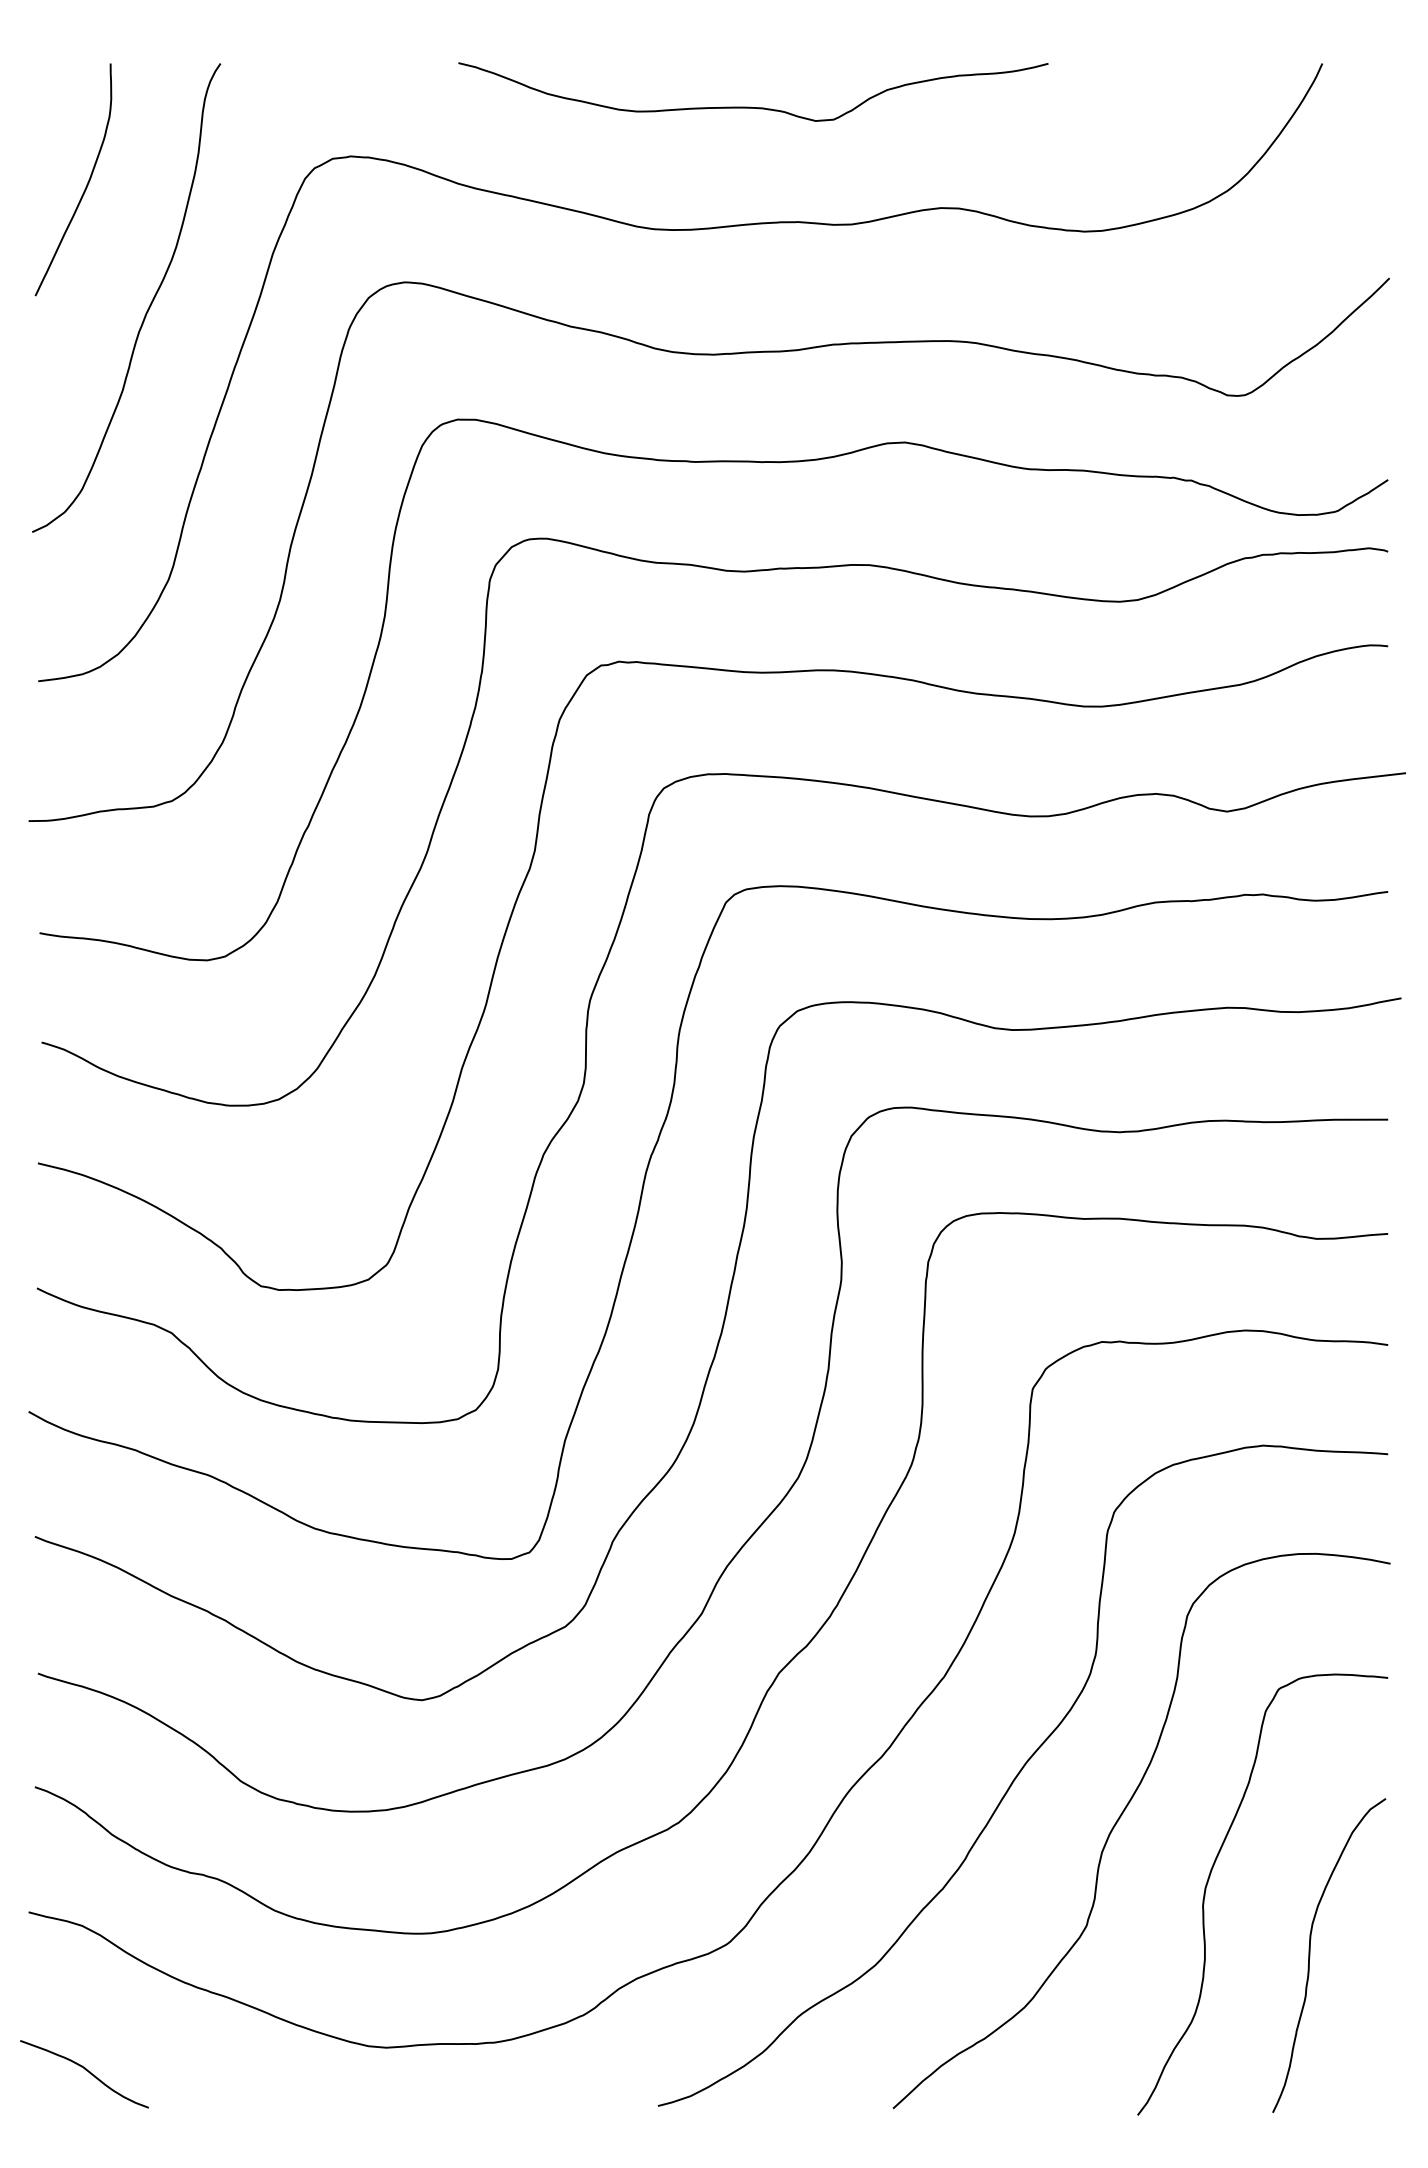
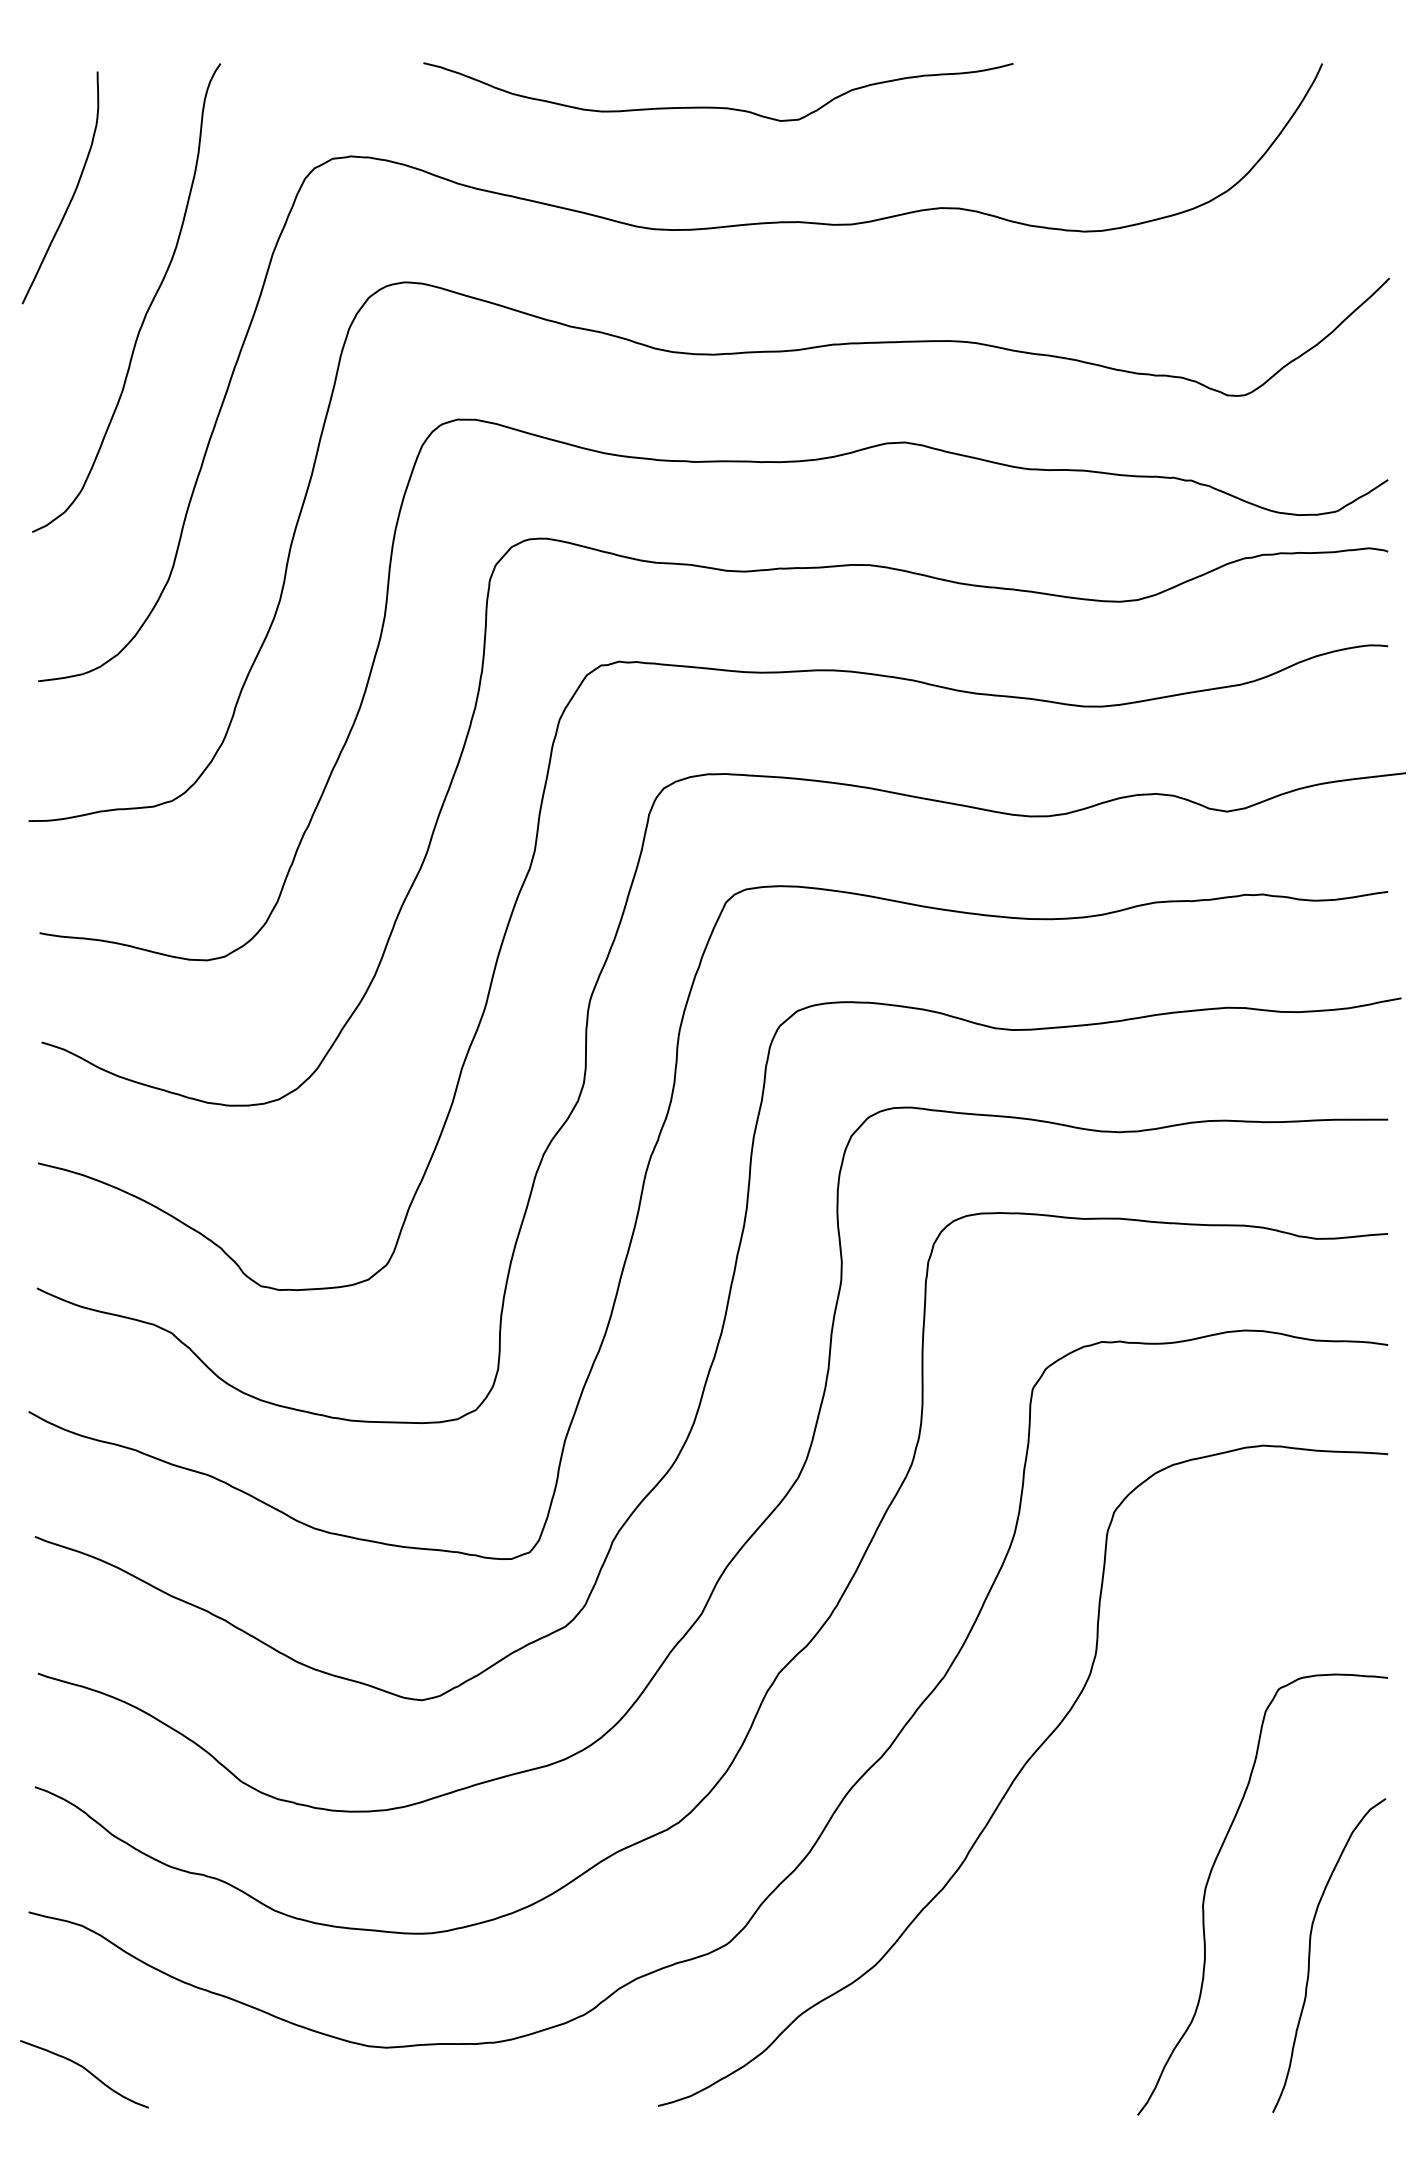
curve position: (750, 106) -> (715, 106) (715, 106)
curve position: (85, 186) -> (72, 194) (72, 194)
curve: present -> none (1120, 1818)
